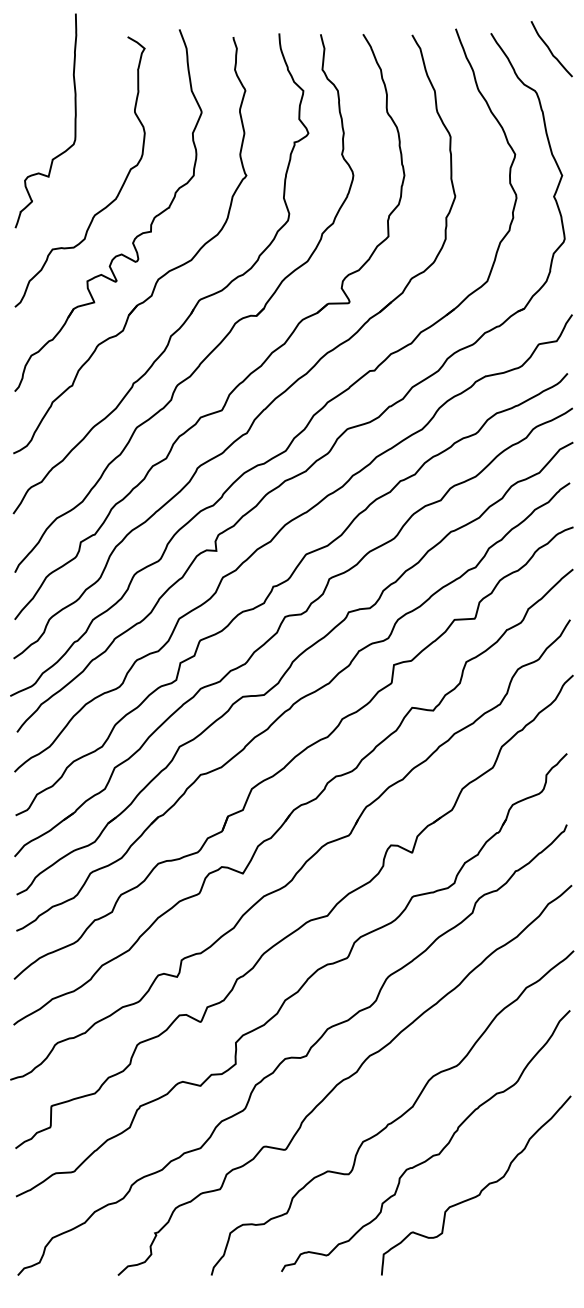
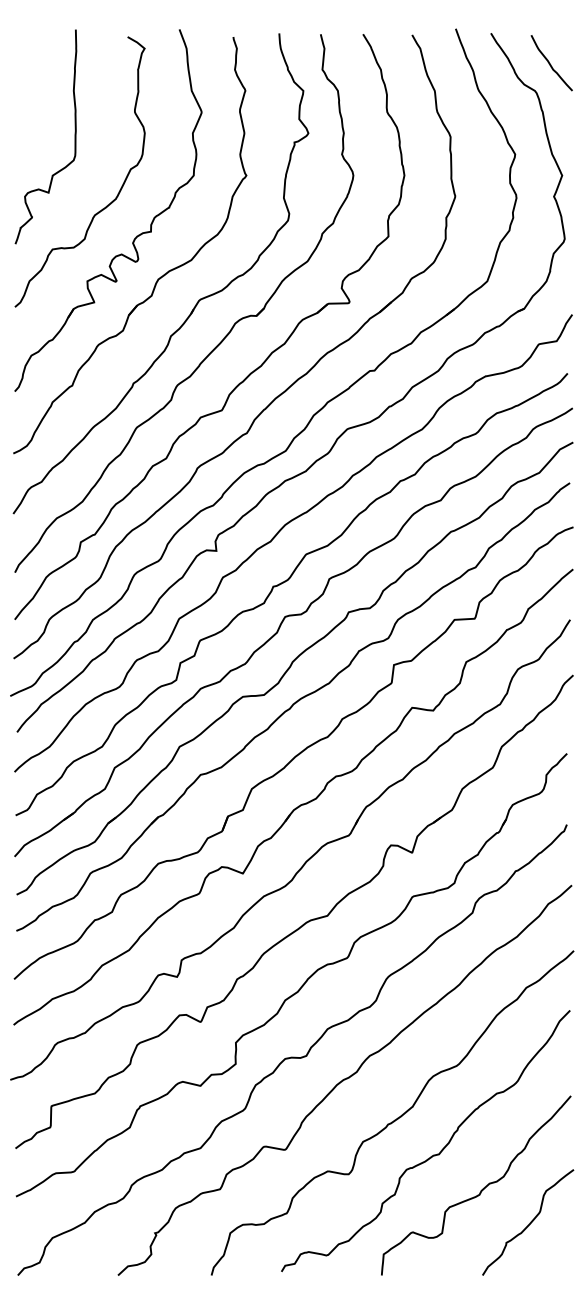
curve position: (550, 49) -> (550, 63) (550, 63)
curve position: (74, 120) -> (74, 136) (74, 136)
curve: none -> present (529, 1223)
